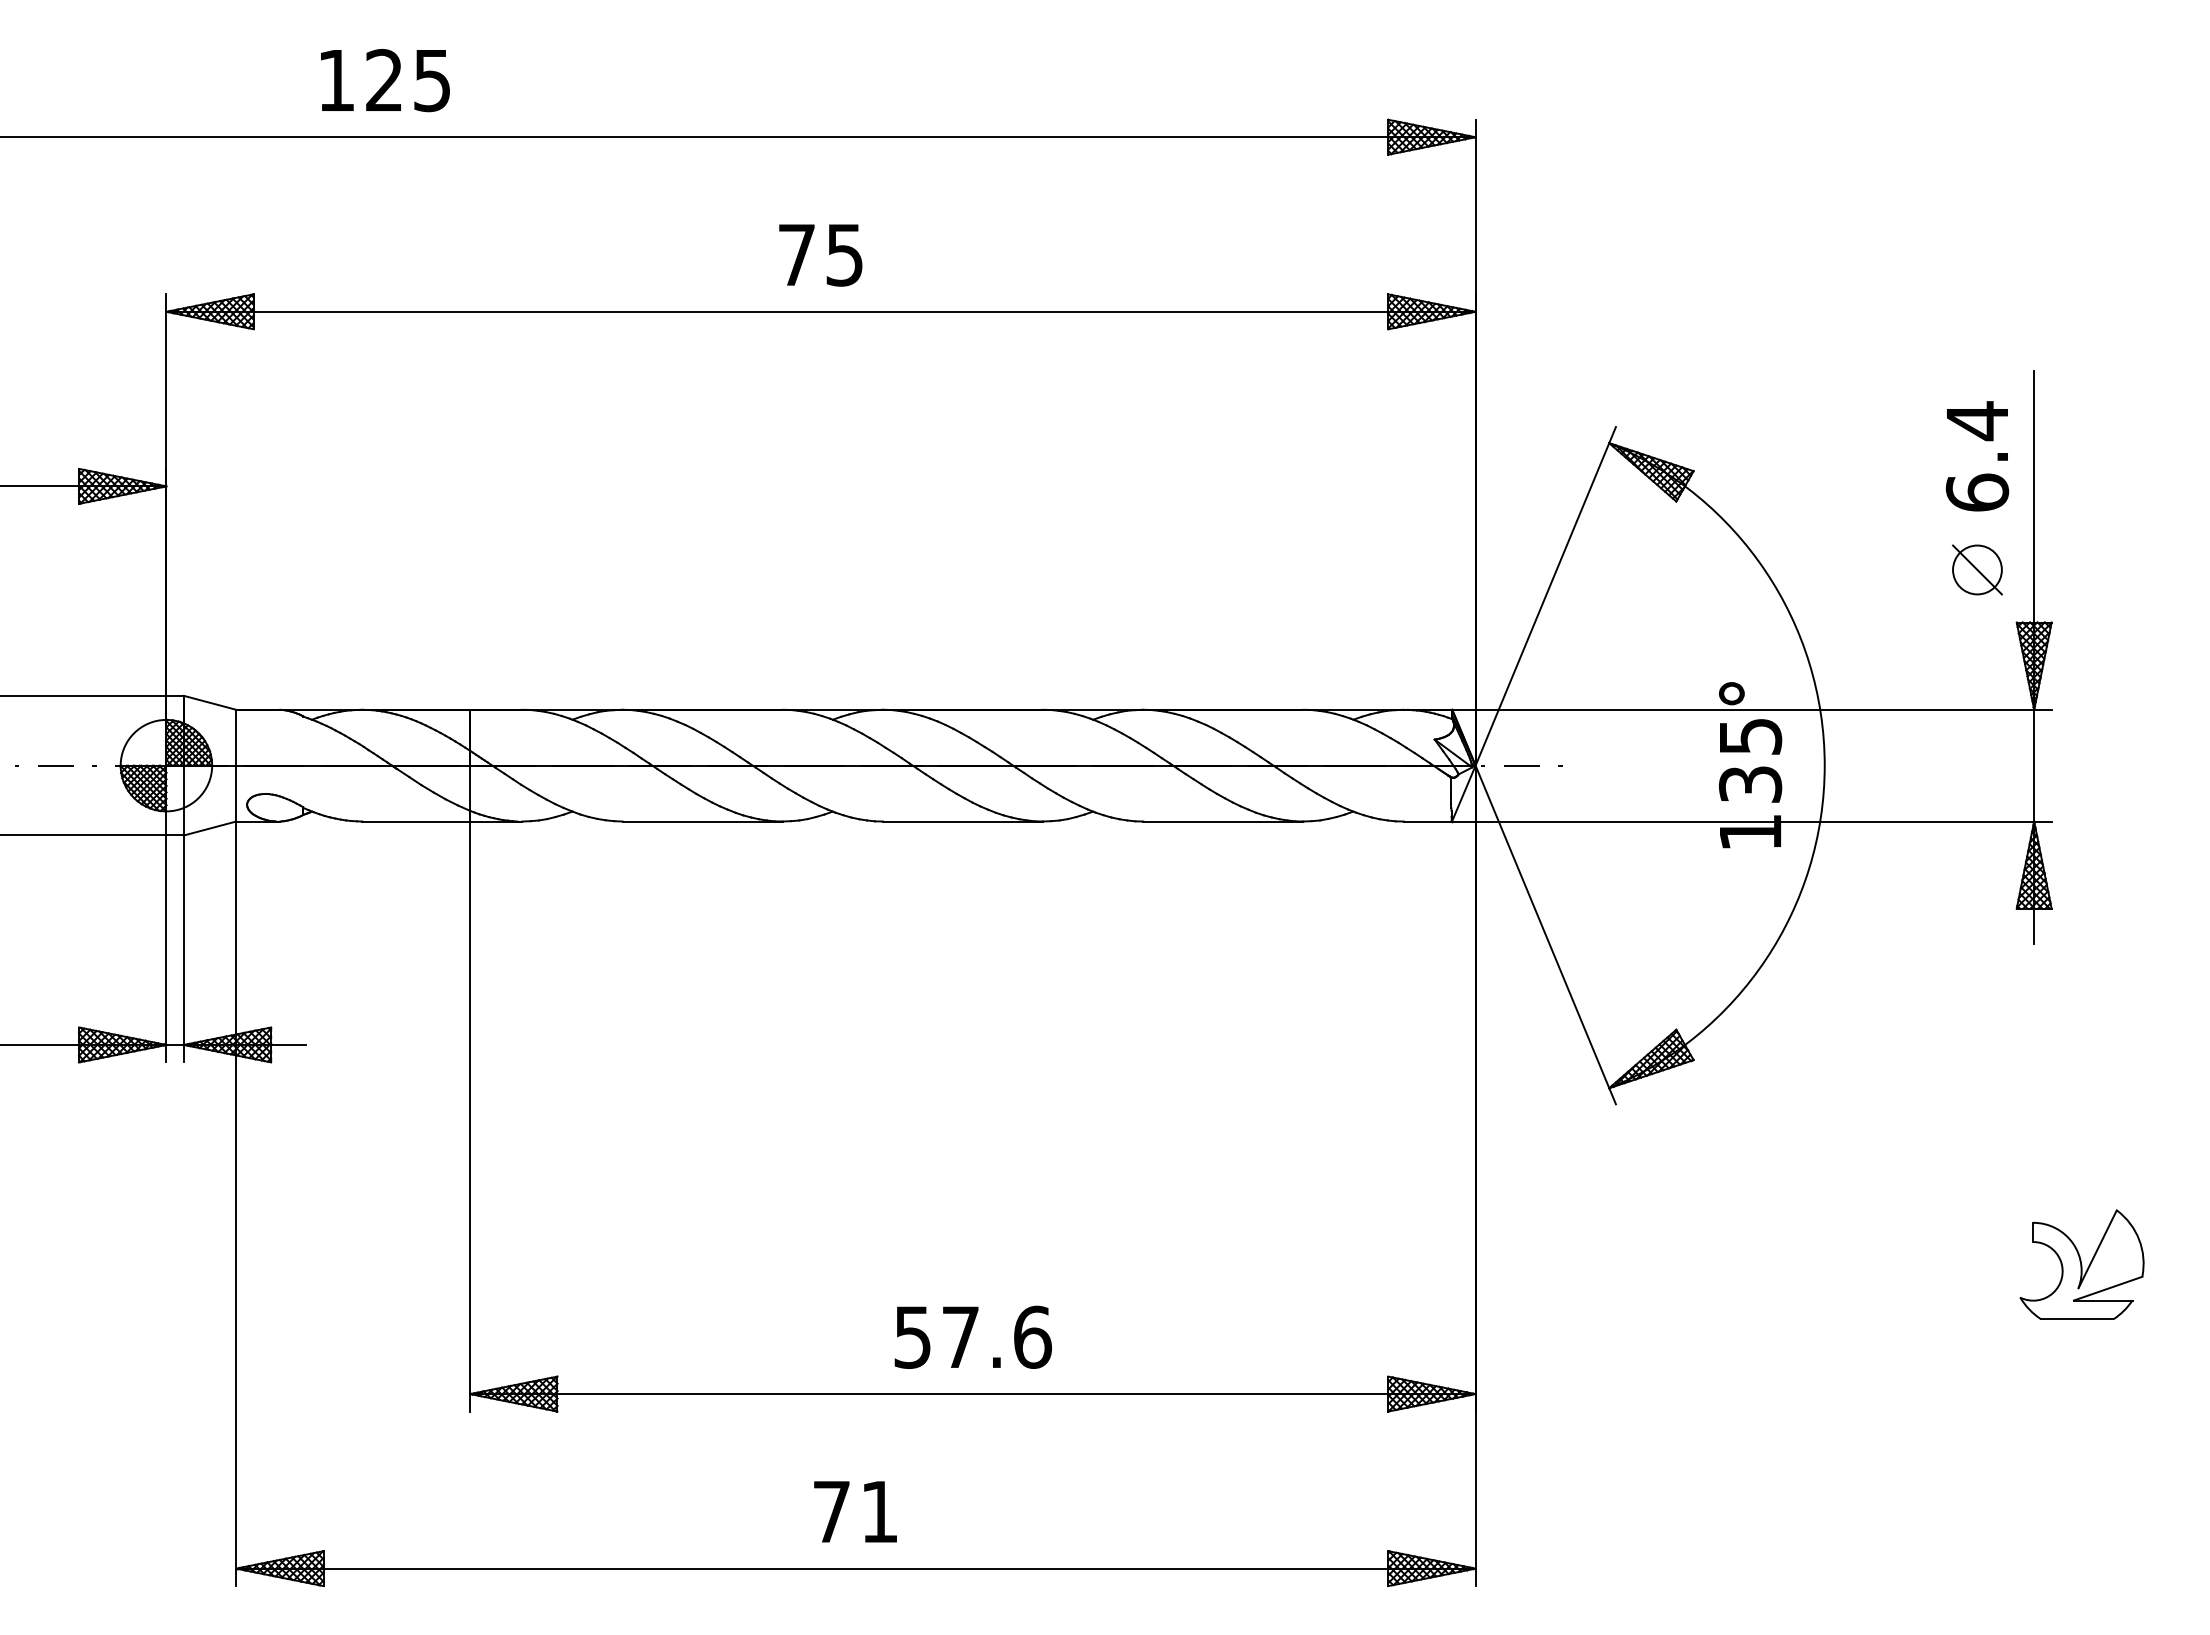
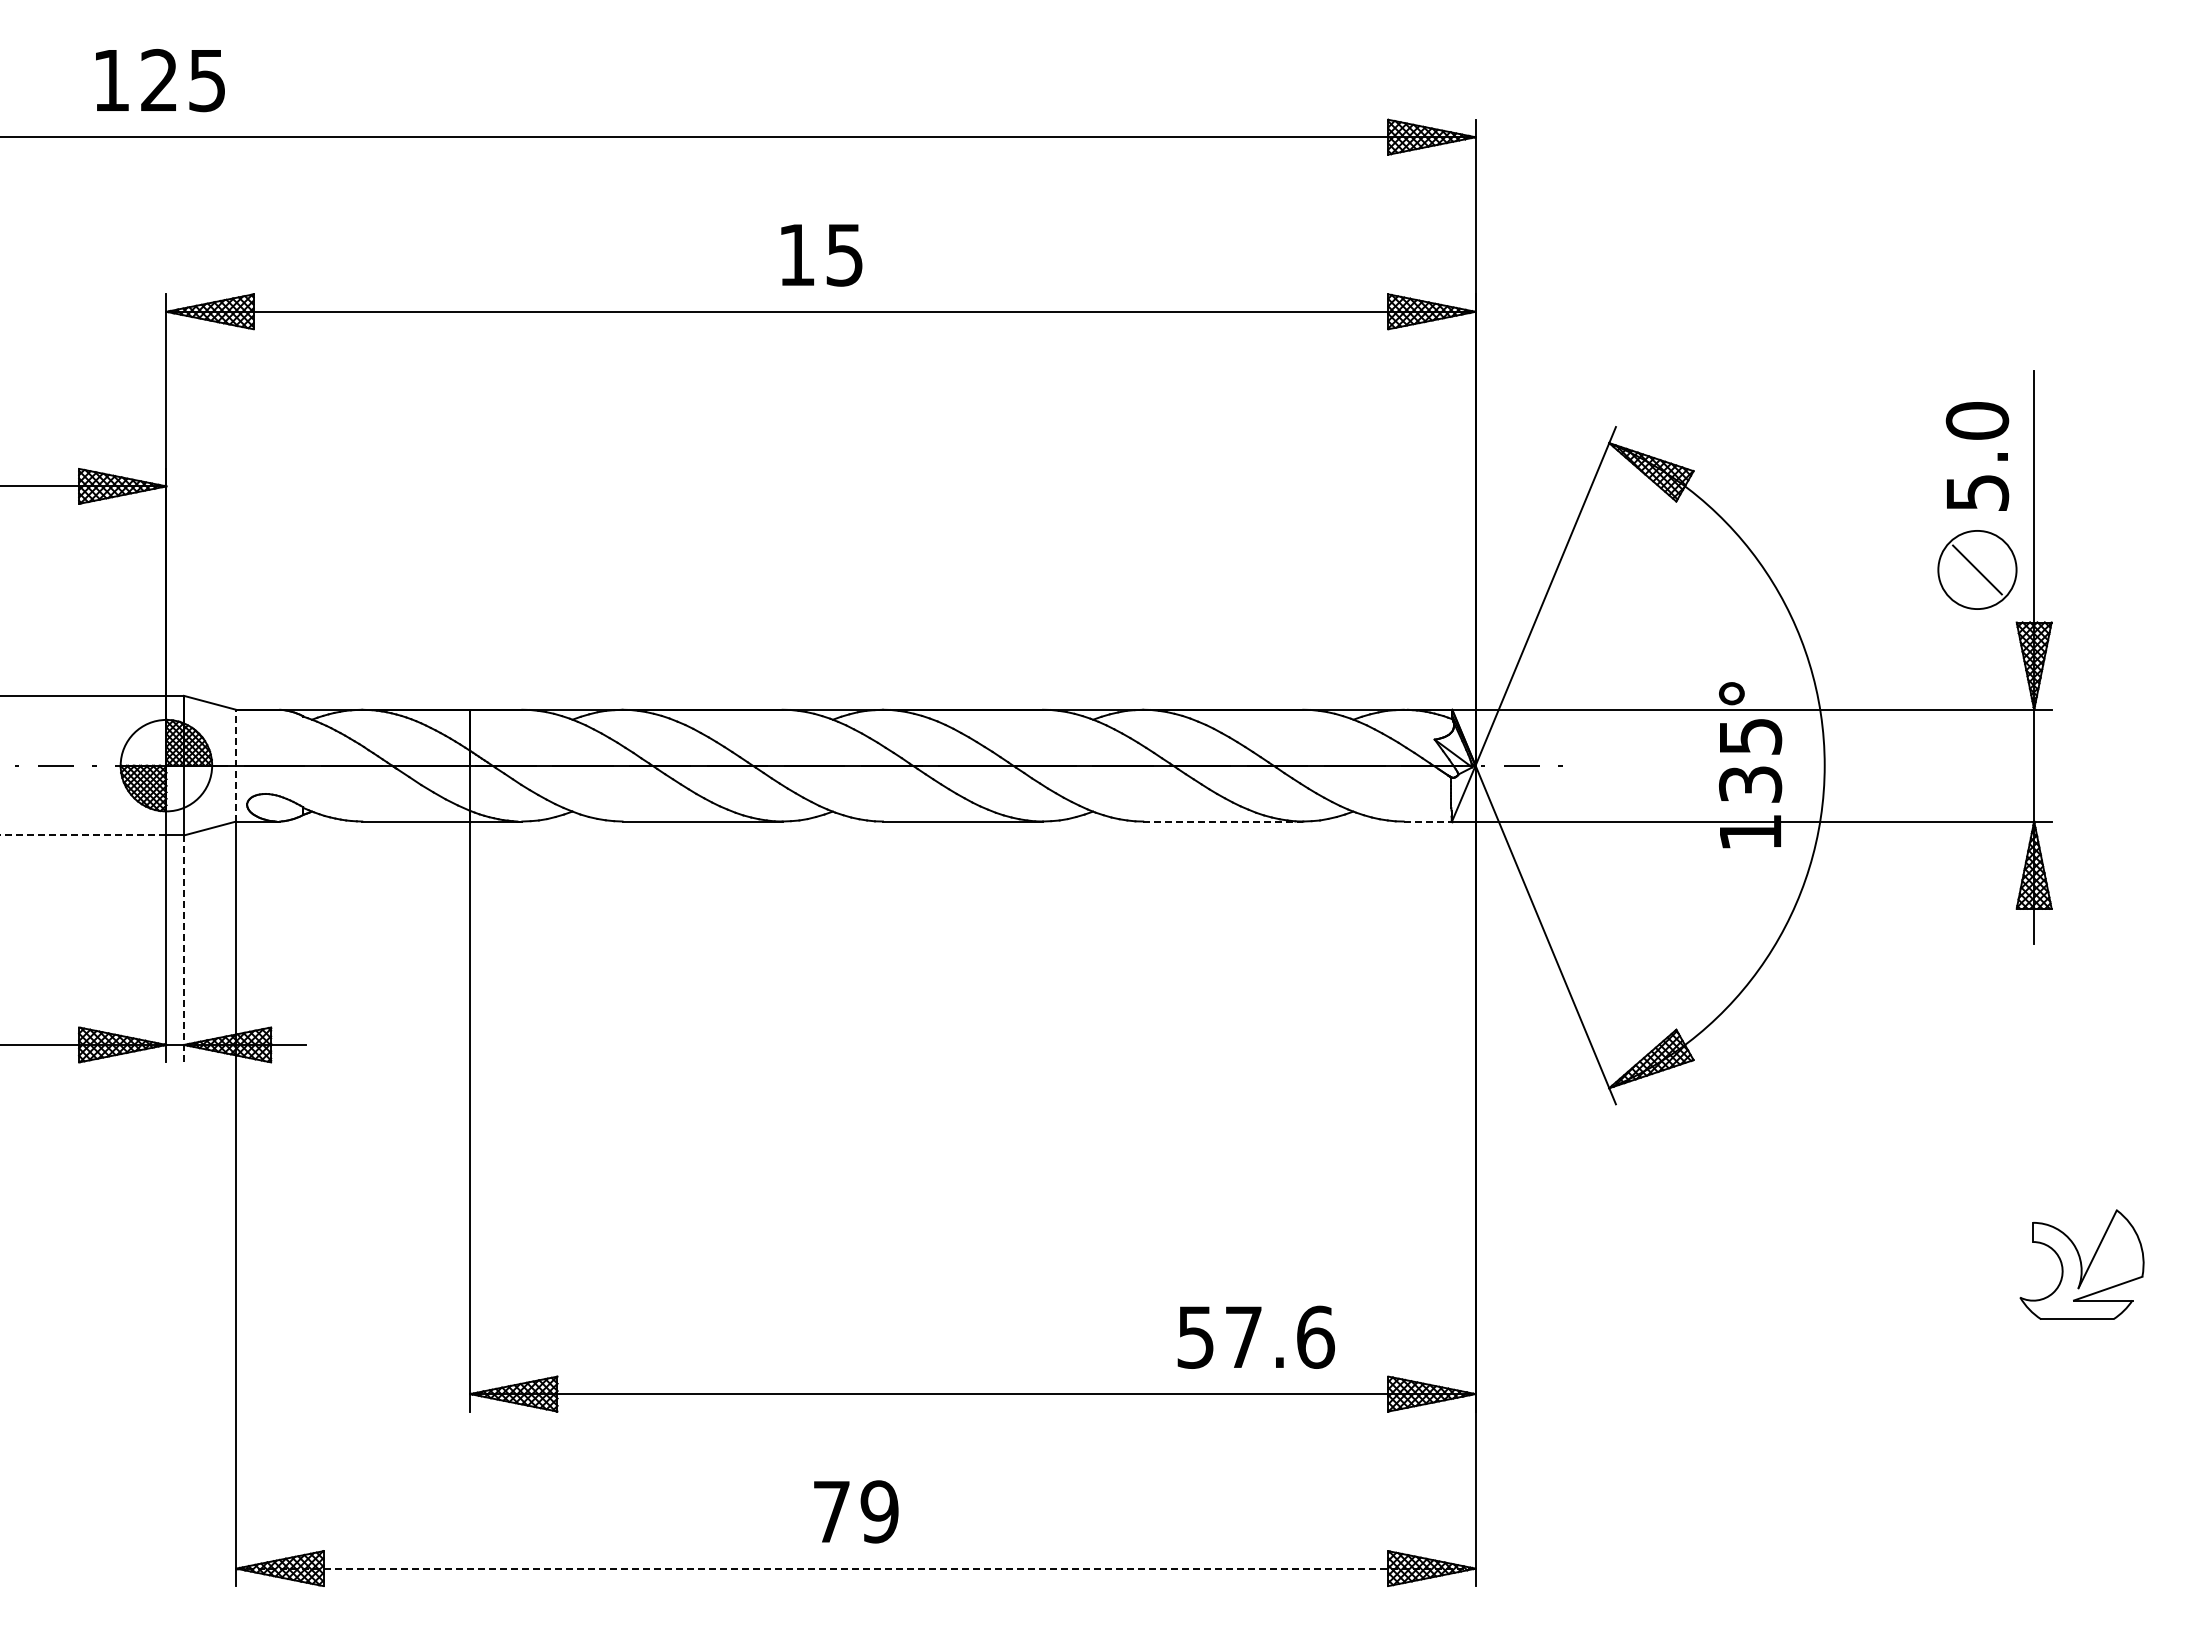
text position: (385, 80) -> (160, 80) (160, 80)
text: 75 -> 15 (796, 254)
text: 6.4 -> 5.0 (1977, 456)
circle diameter: 49 px -> 78 px (1977, 569)
line: solid -> dashed (236, 765)
line: solid -> dashed (1223, 821)
line: solid -> dashed (1428, 821)
line: solid -> dashed (83, 835)
line: solid -> dashed (183, 948)
text position: (972, 1336) -> (1255, 1336) (1255, 1336)
text: 71 -> 79 (879, 1511)
line: solid -> dashed (855, 1568)
